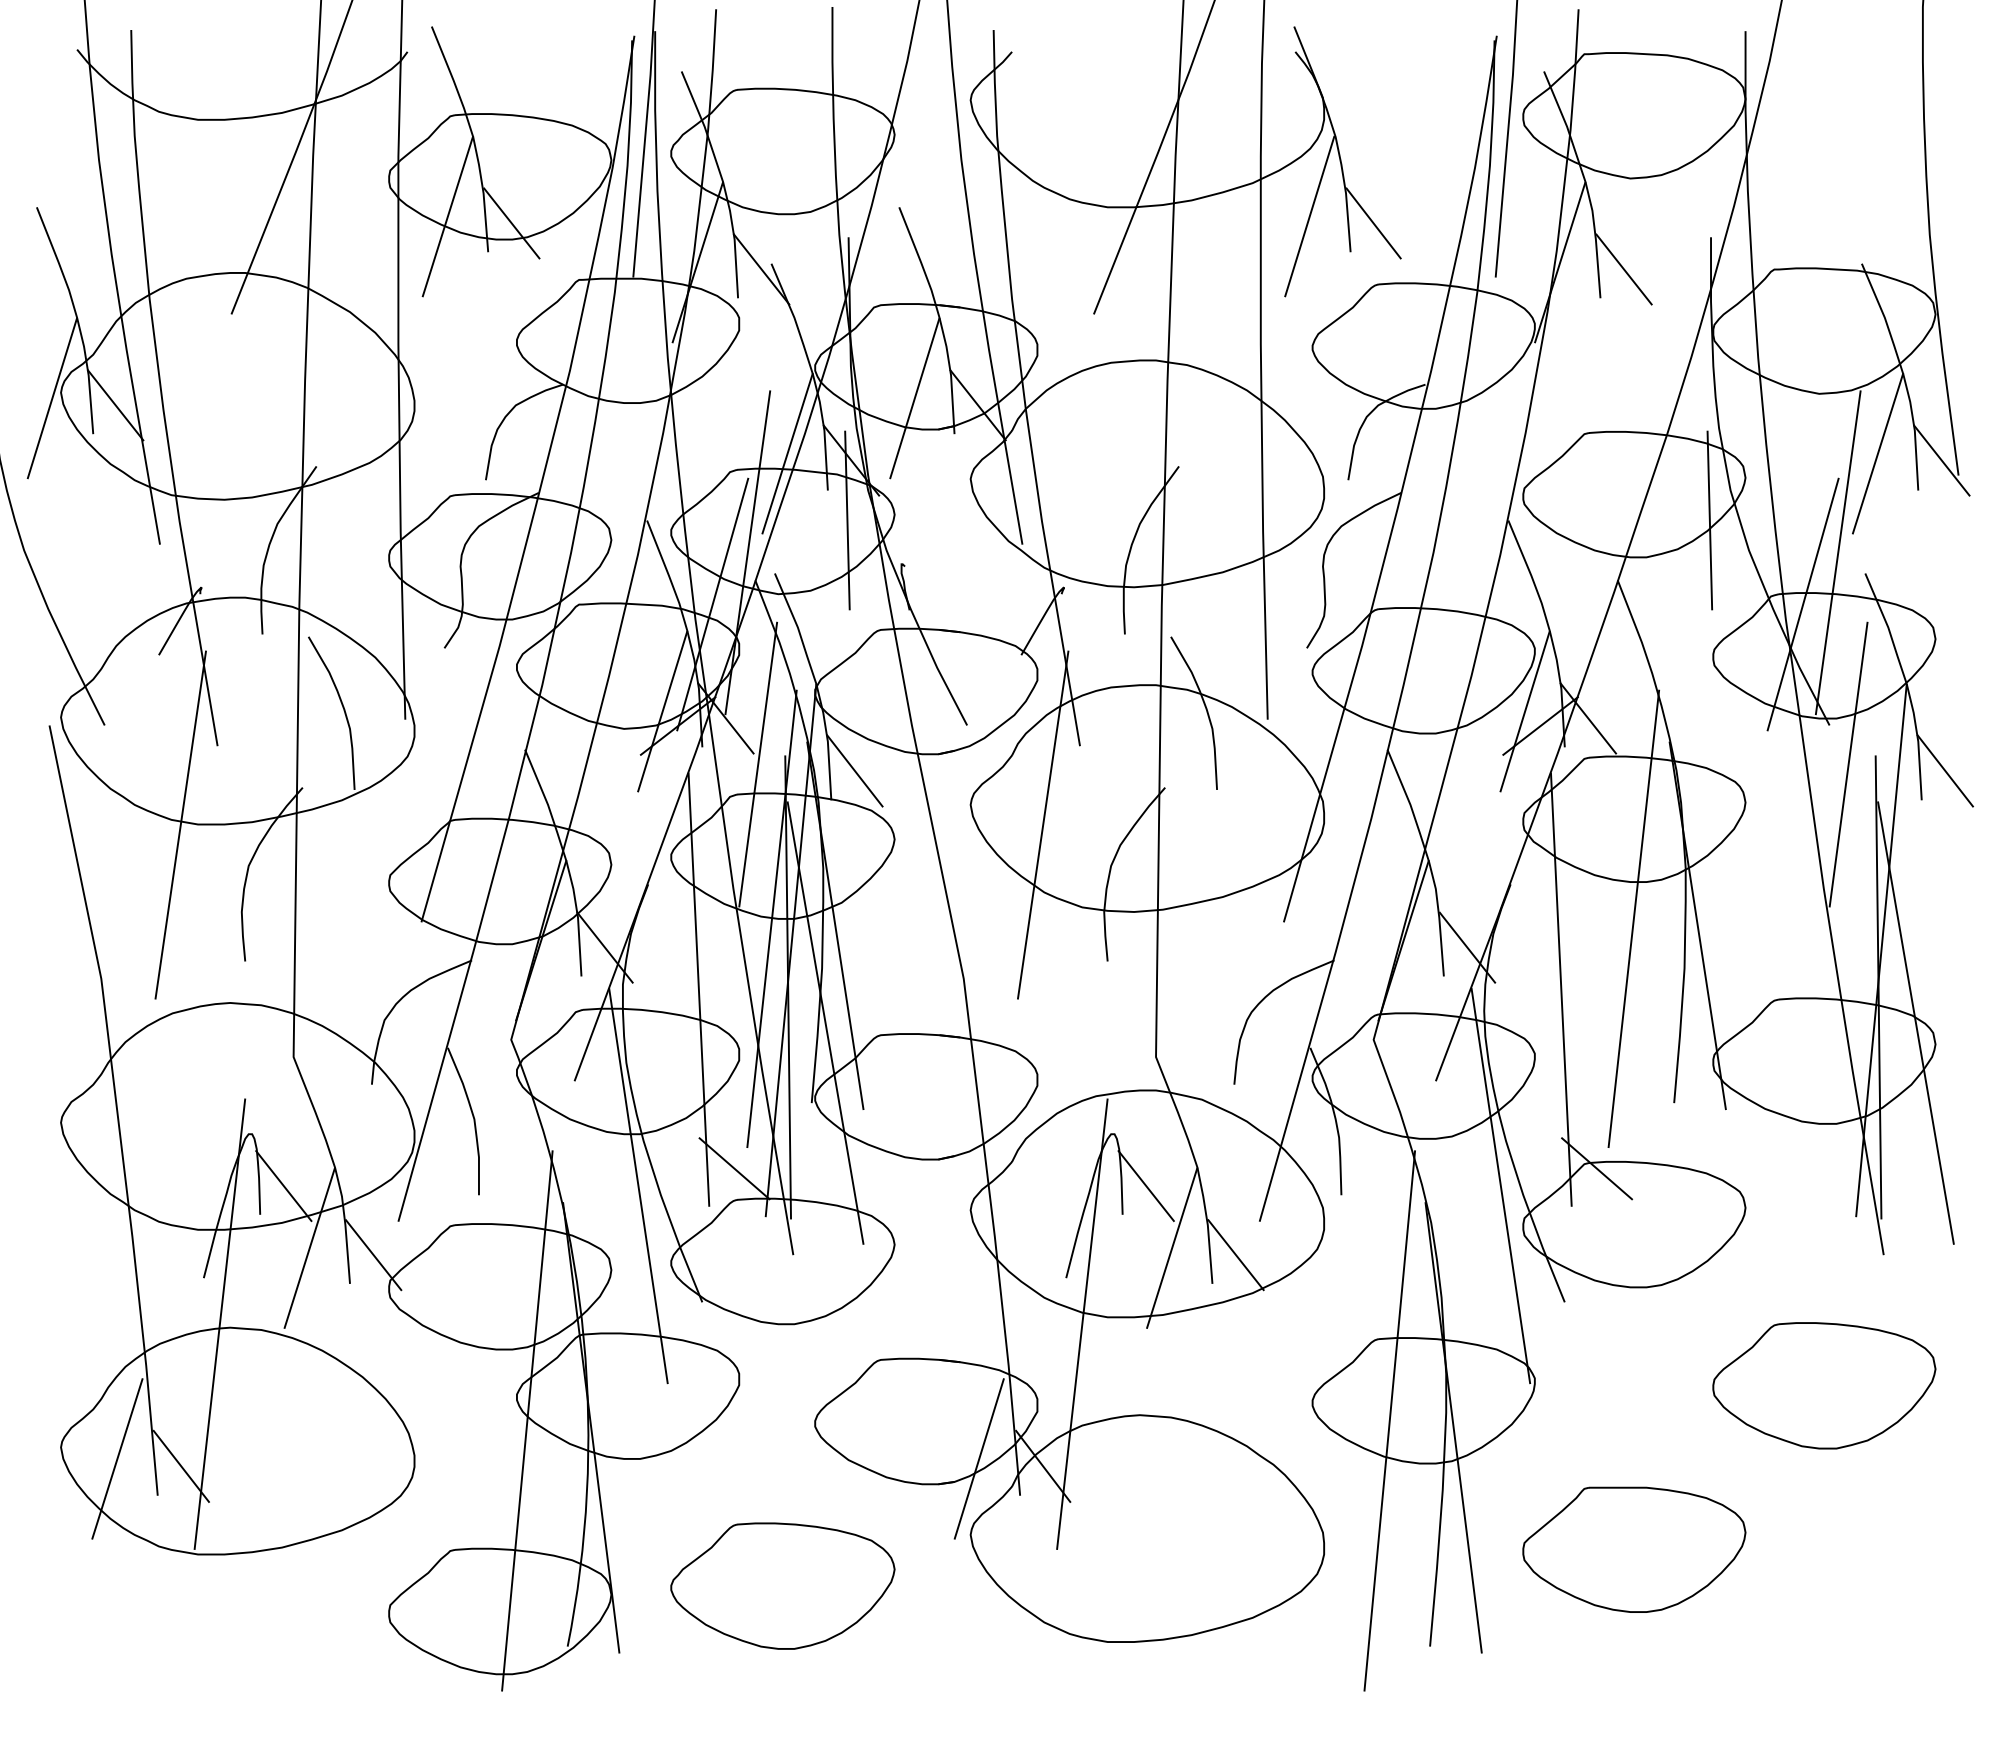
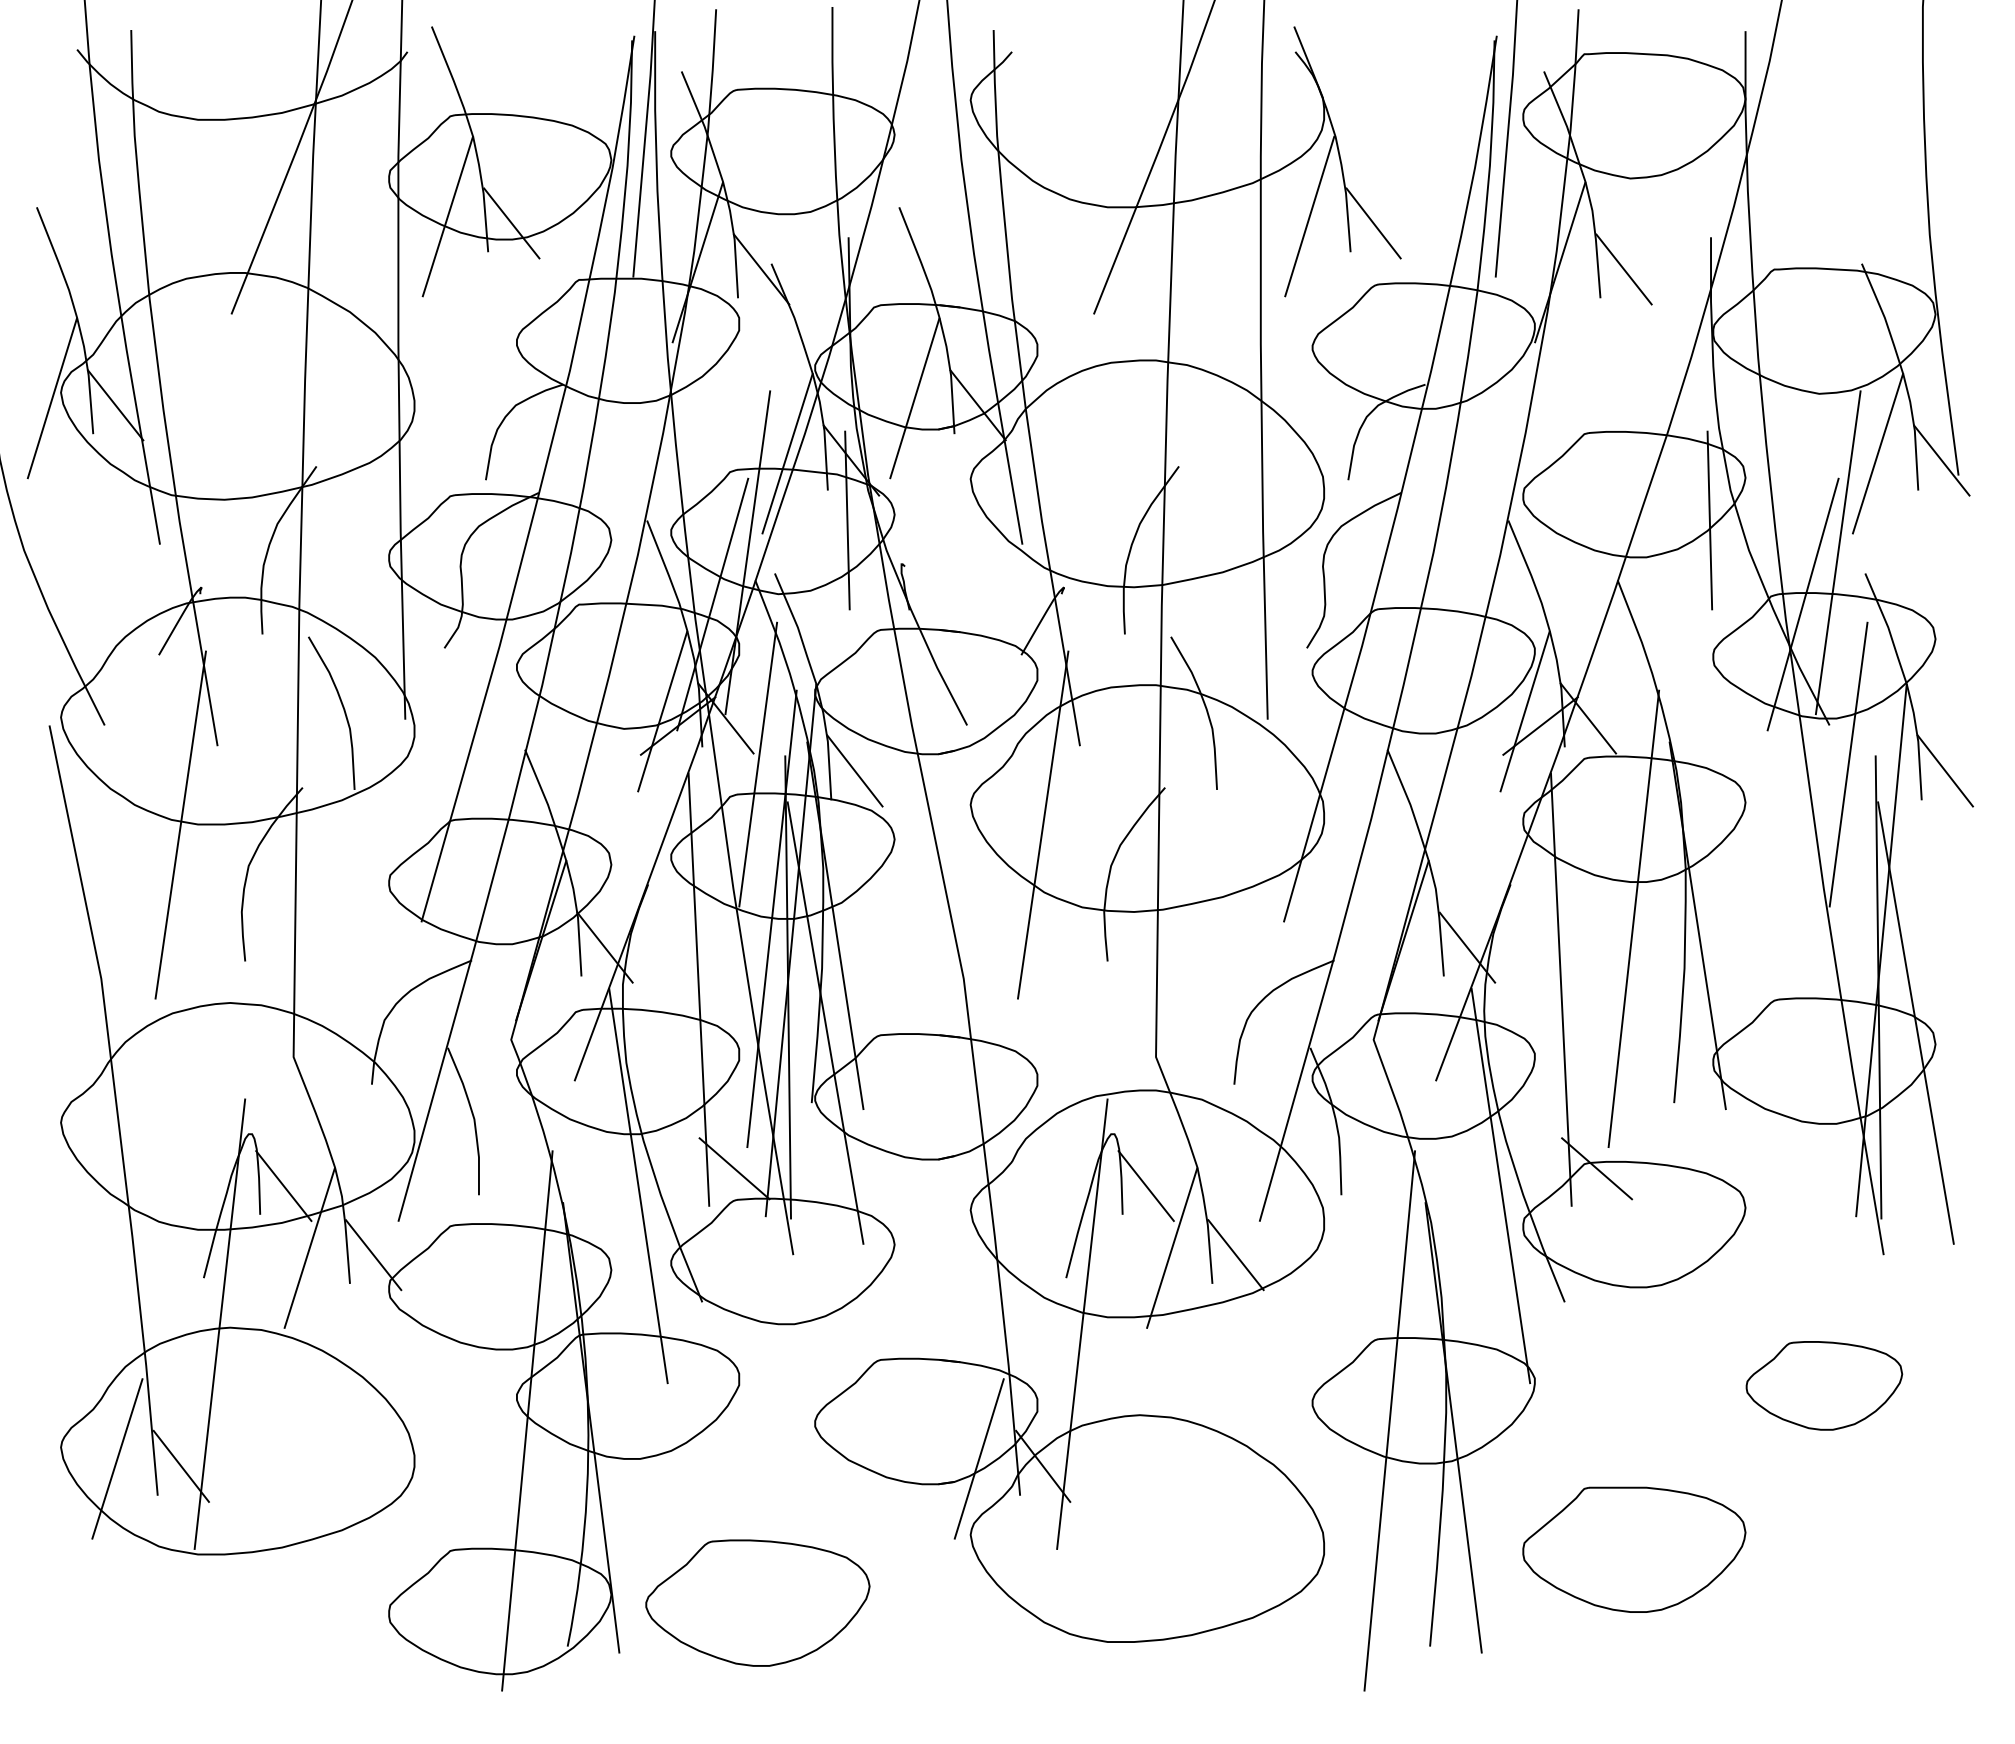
part size: 225x128 px -> 159x90 px (1824, 1385)
part position: (782, 1585) -> (757, 1602) (757, 1602)
